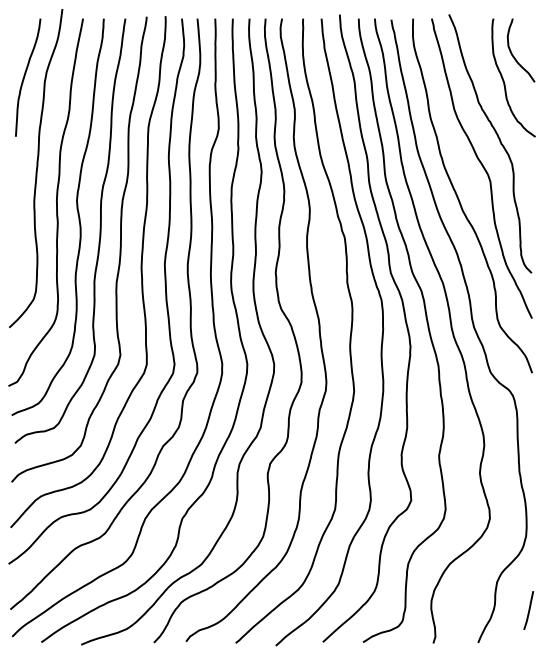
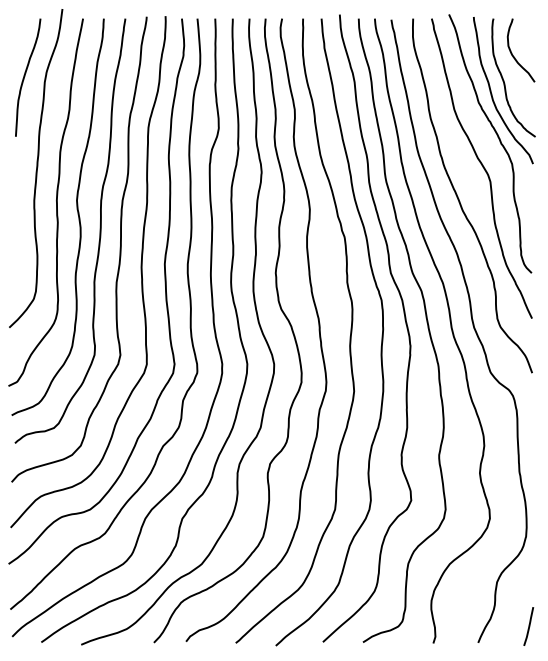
curve: none -> present (492, 93)
line position: (528, 610) -> (528, 626) (528, 626)
